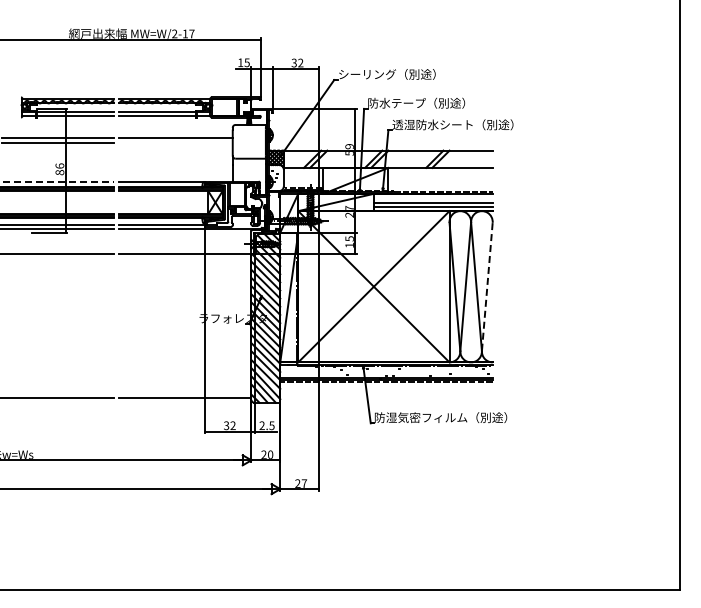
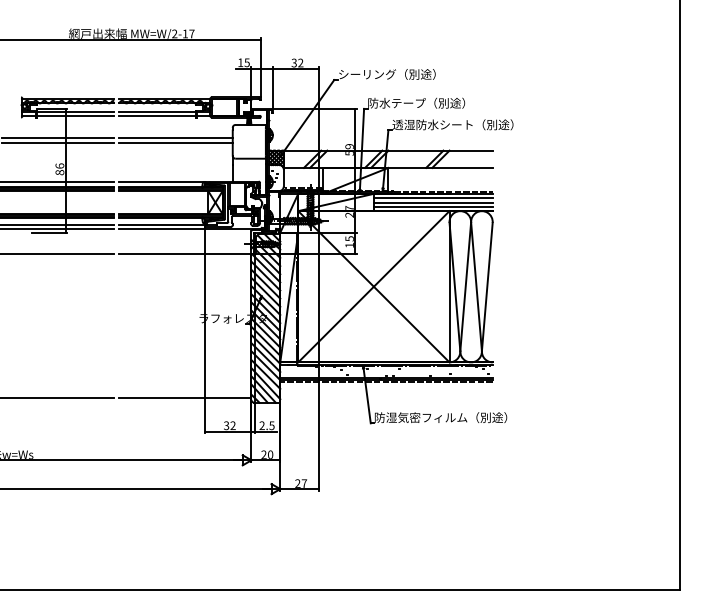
line: none -> present (175, 143)
line: dashed -> solid (57, 182)
line: none -> present (432, 198)
line: dashed -> solid (487, 286)
